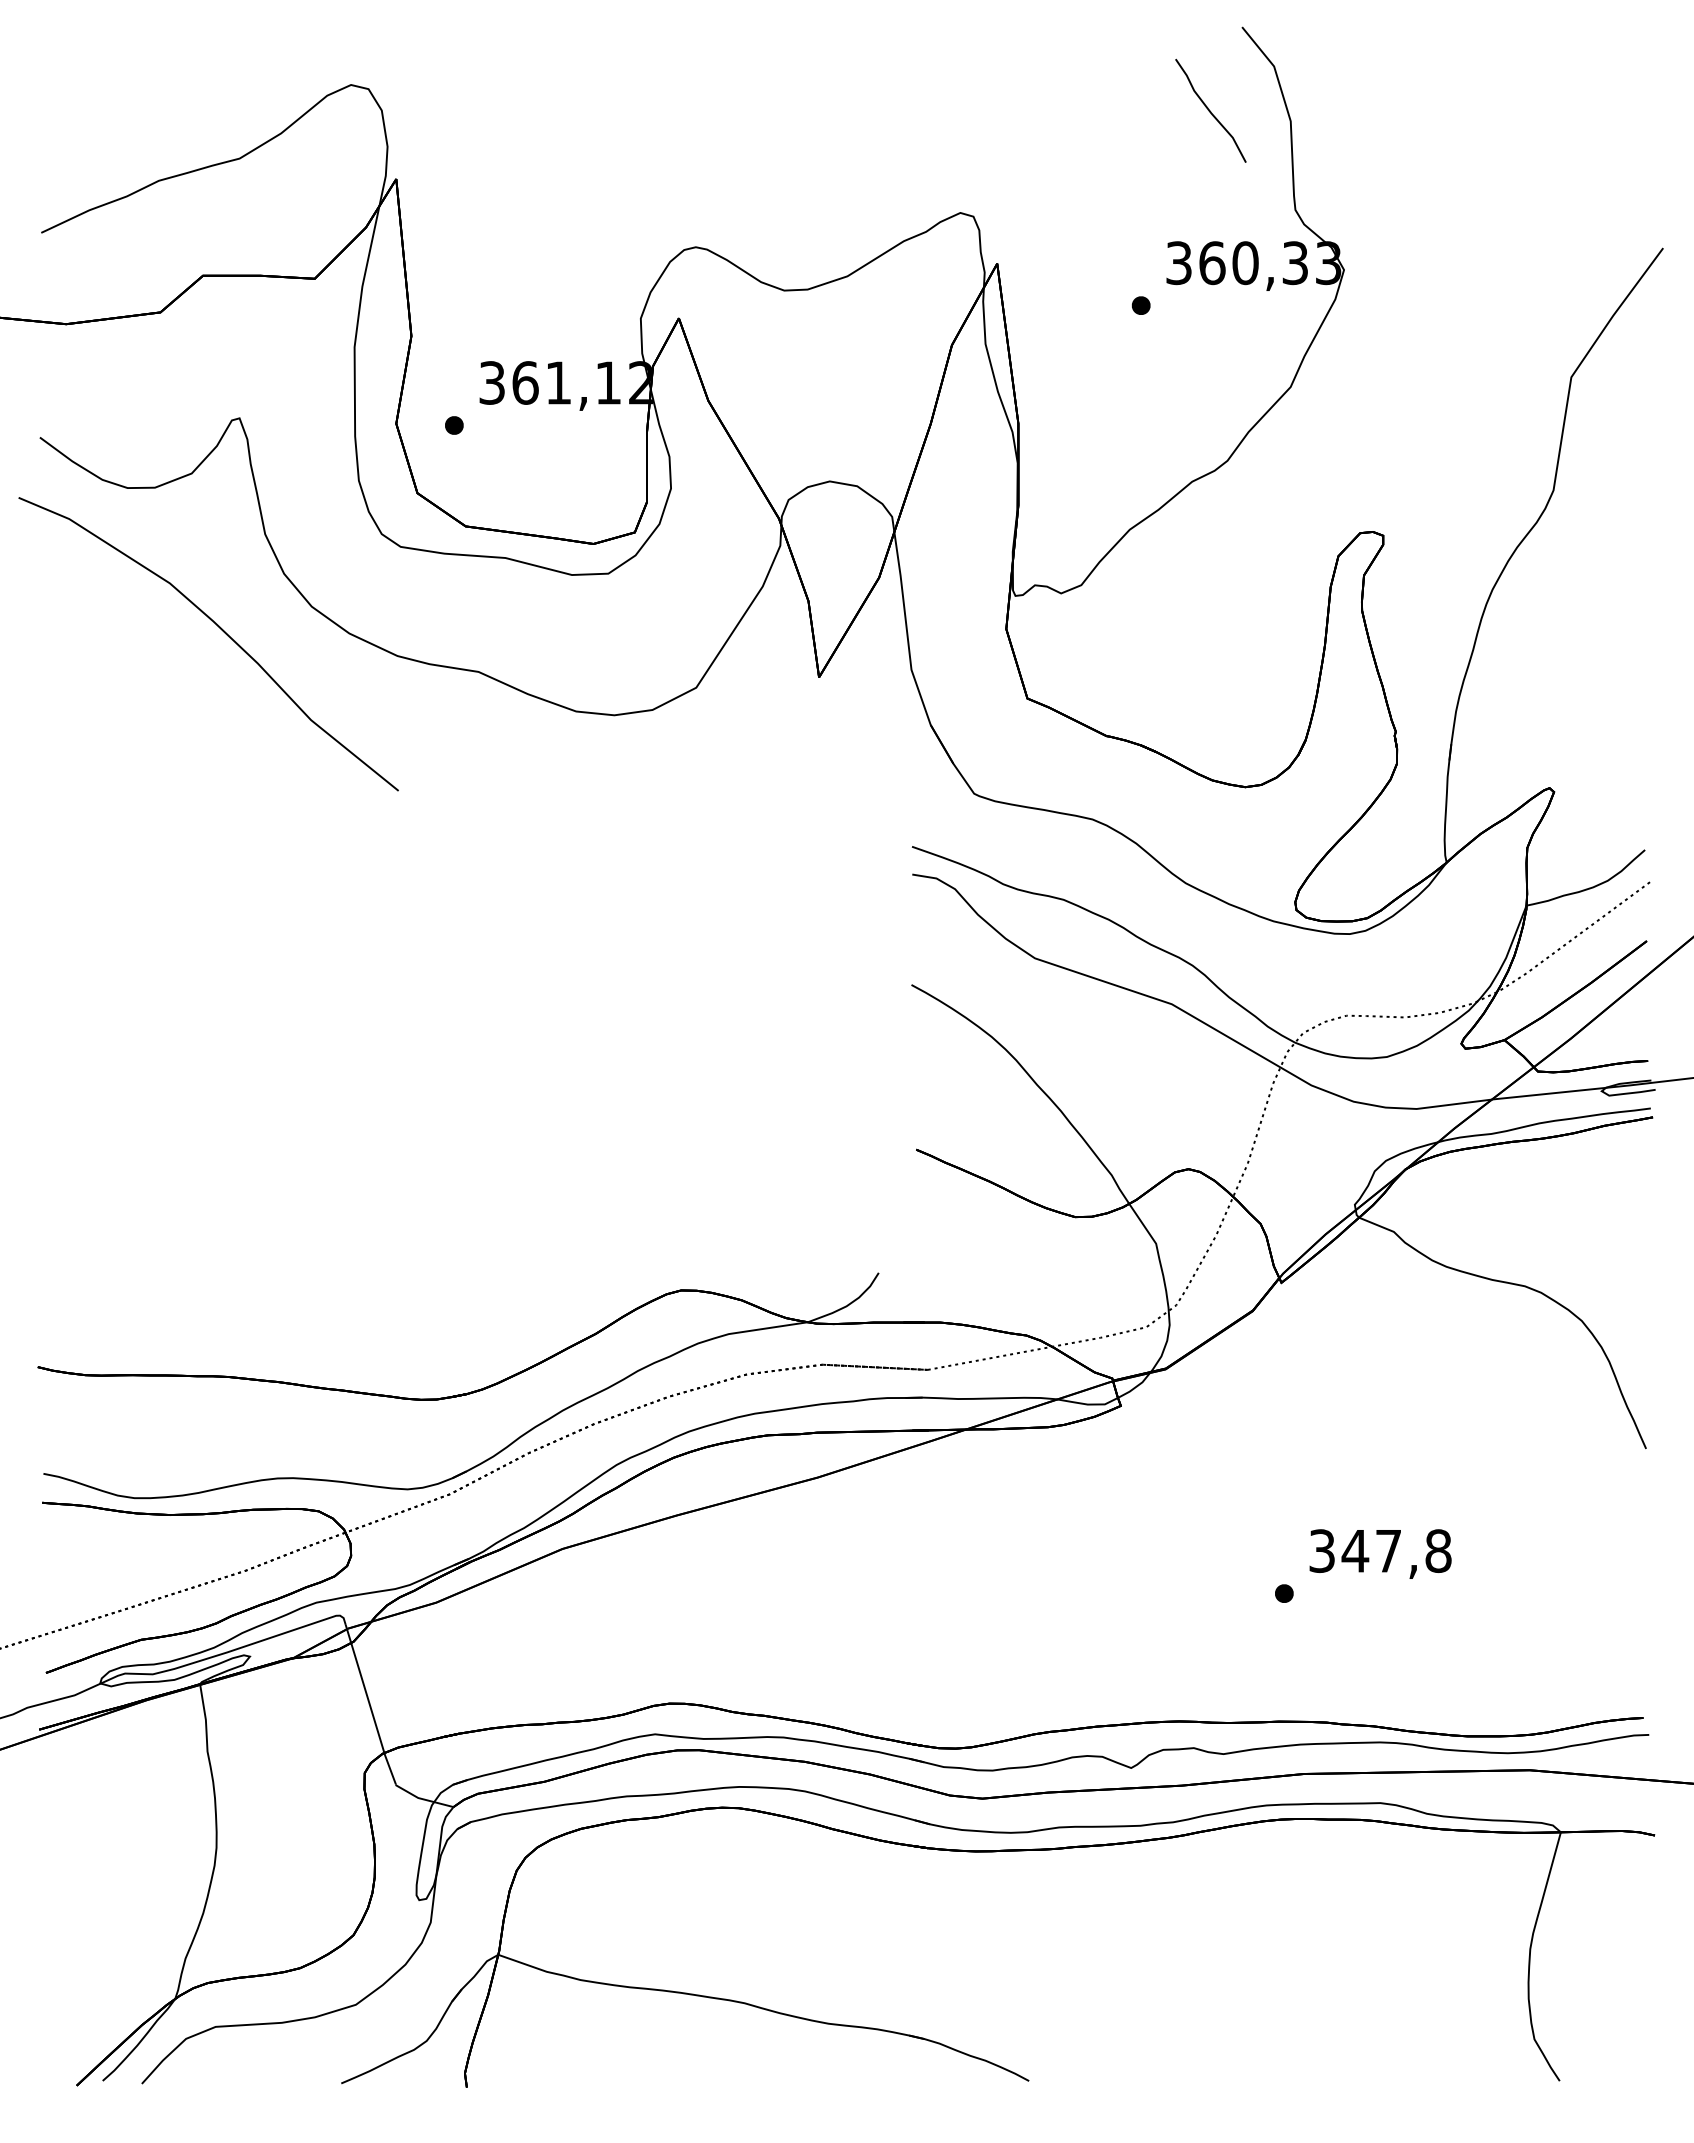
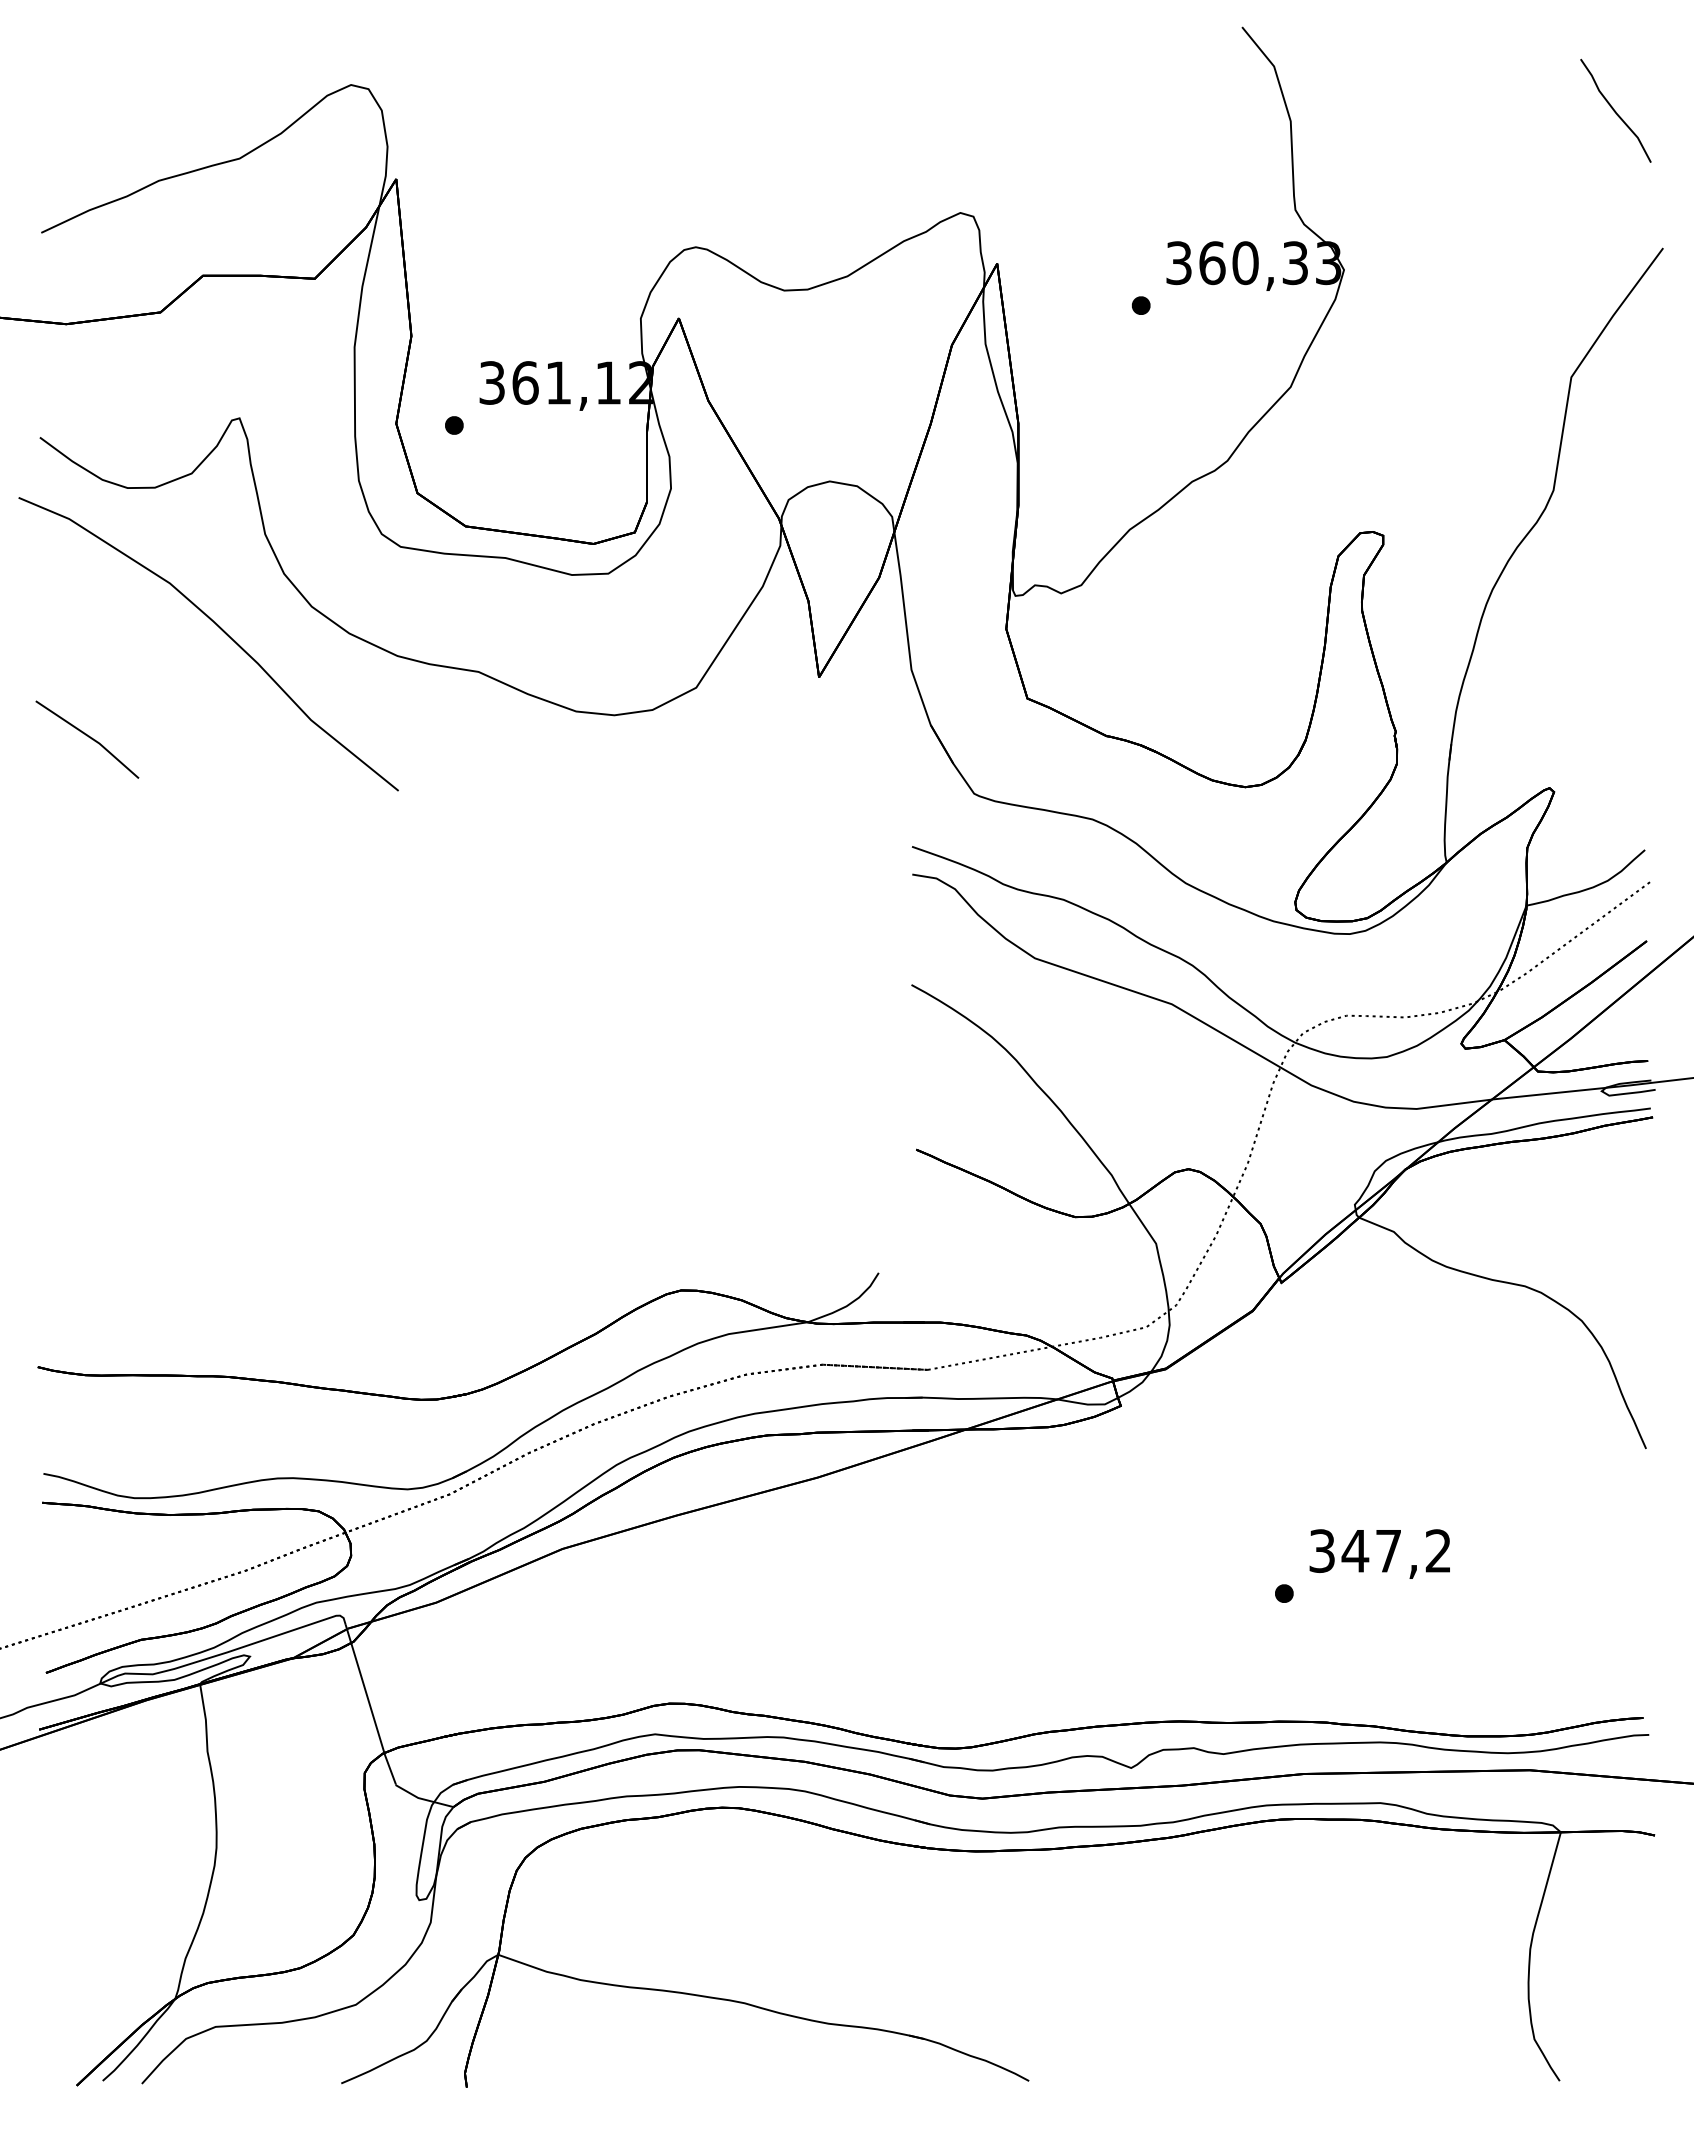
curve position: (1210, 110) -> (1615, 110) (1615, 110)
line: none -> present (88, 737)
text: 347,8 -> 347,2 (1438, 1551)
